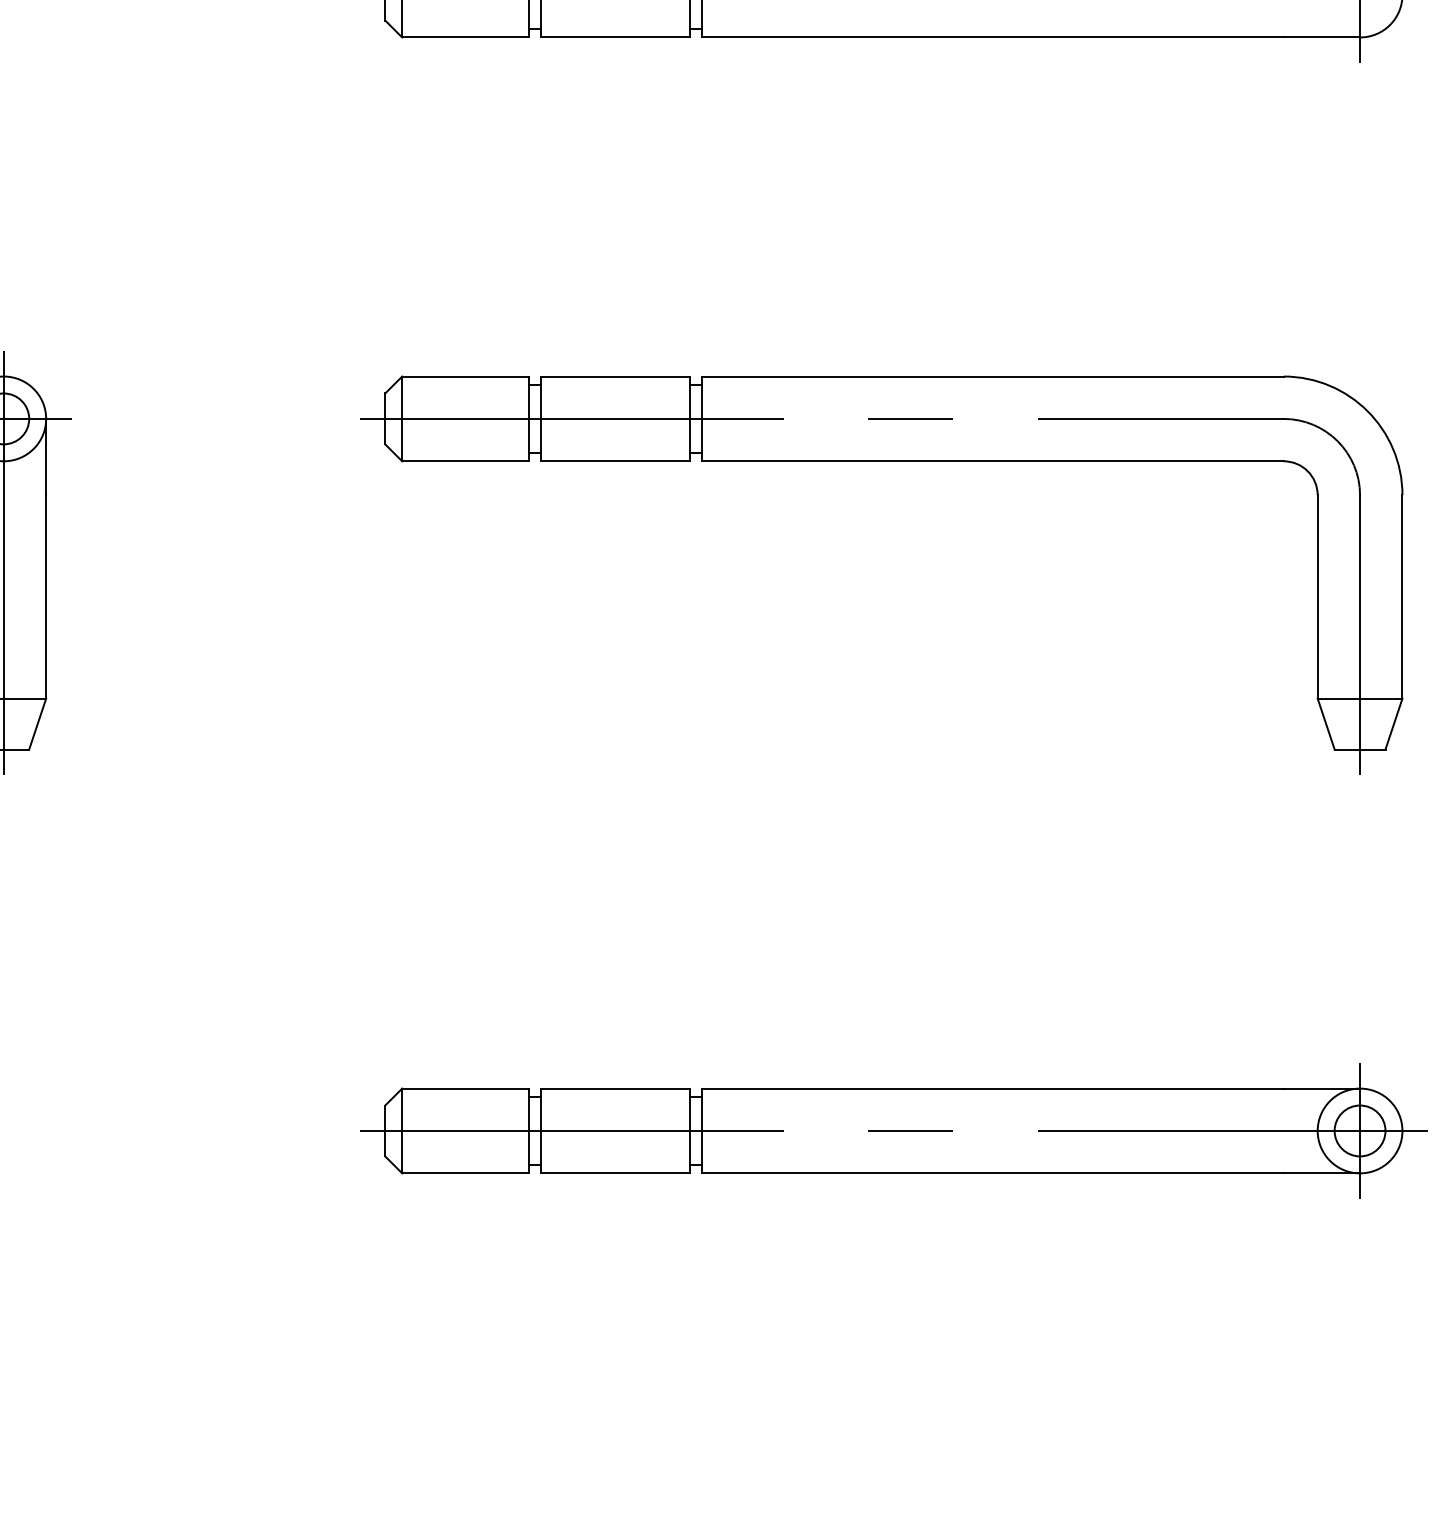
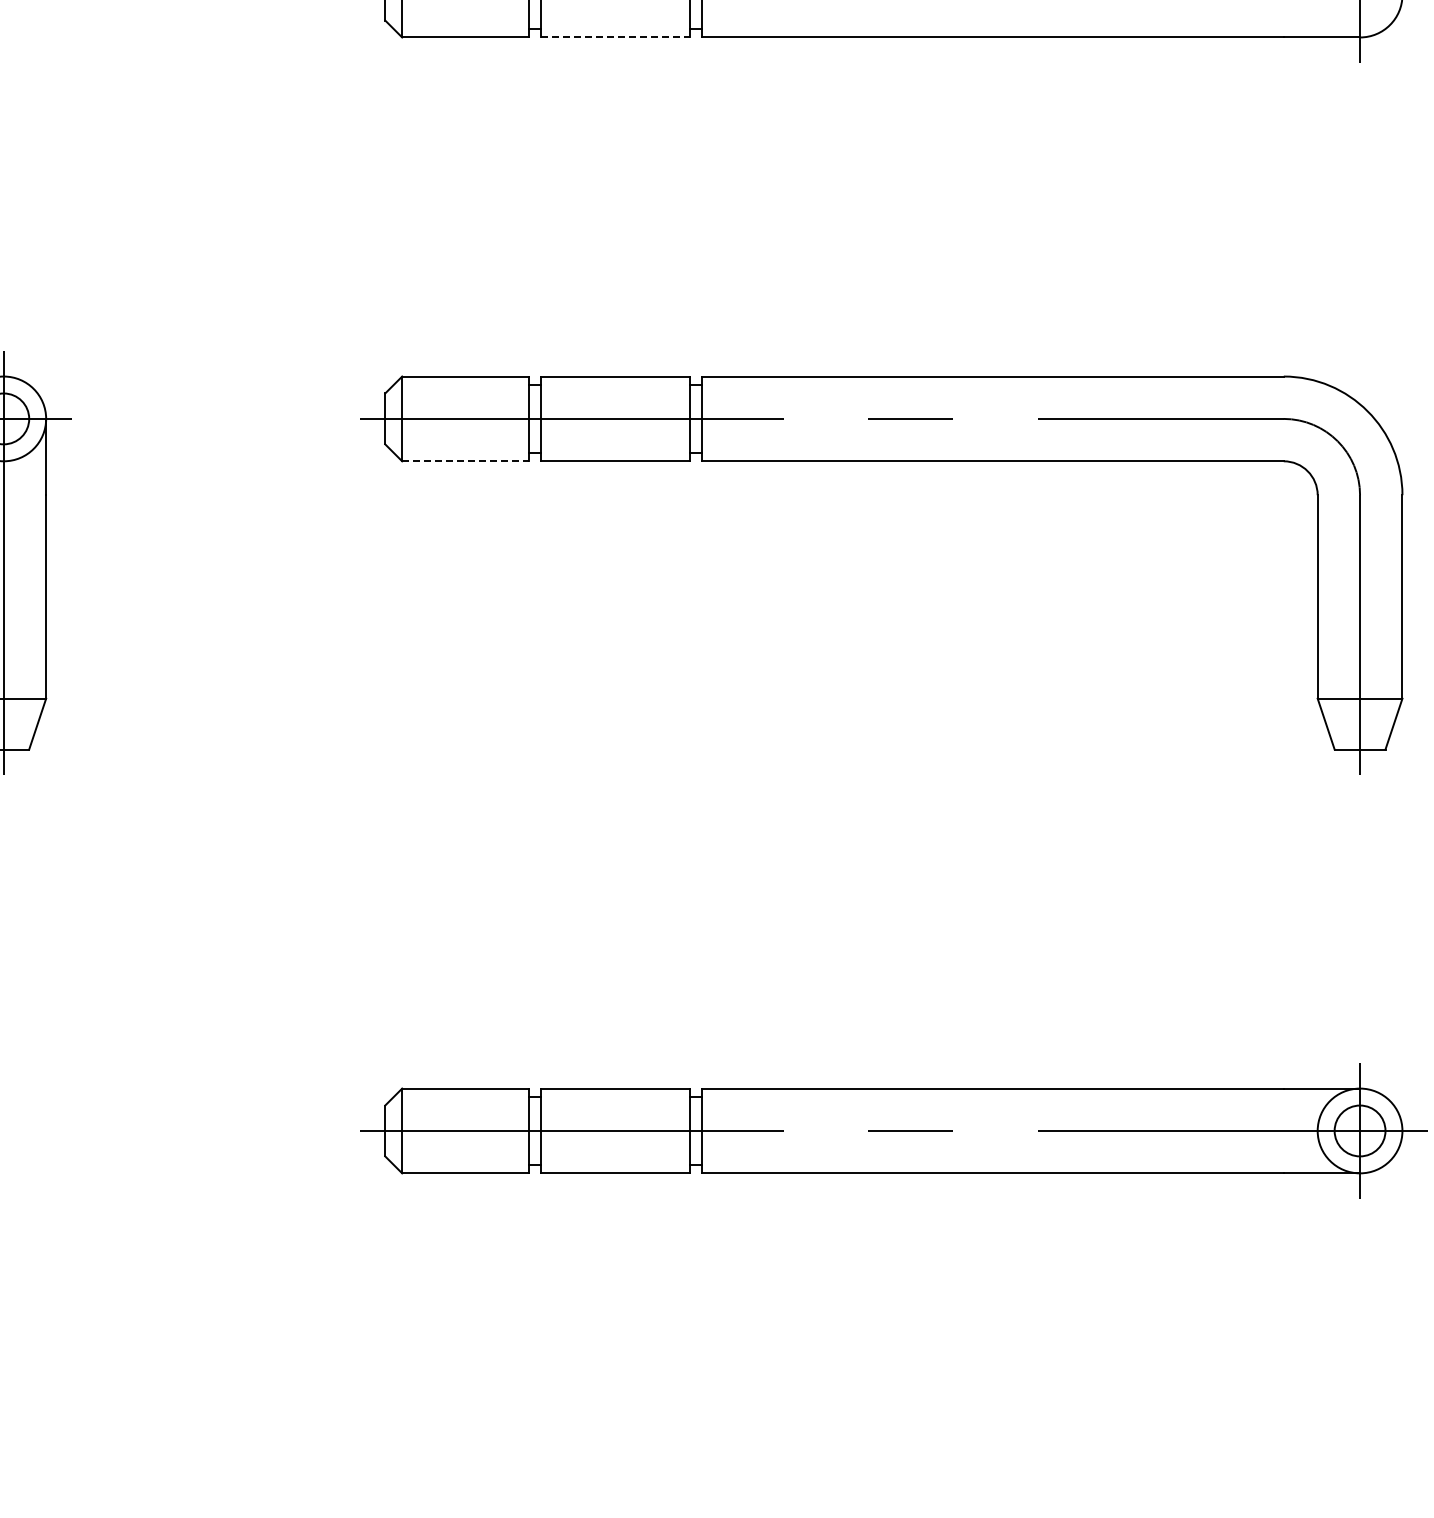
line: solid -> dashed (615, 37)
line: solid -> dashed (465, 461)
